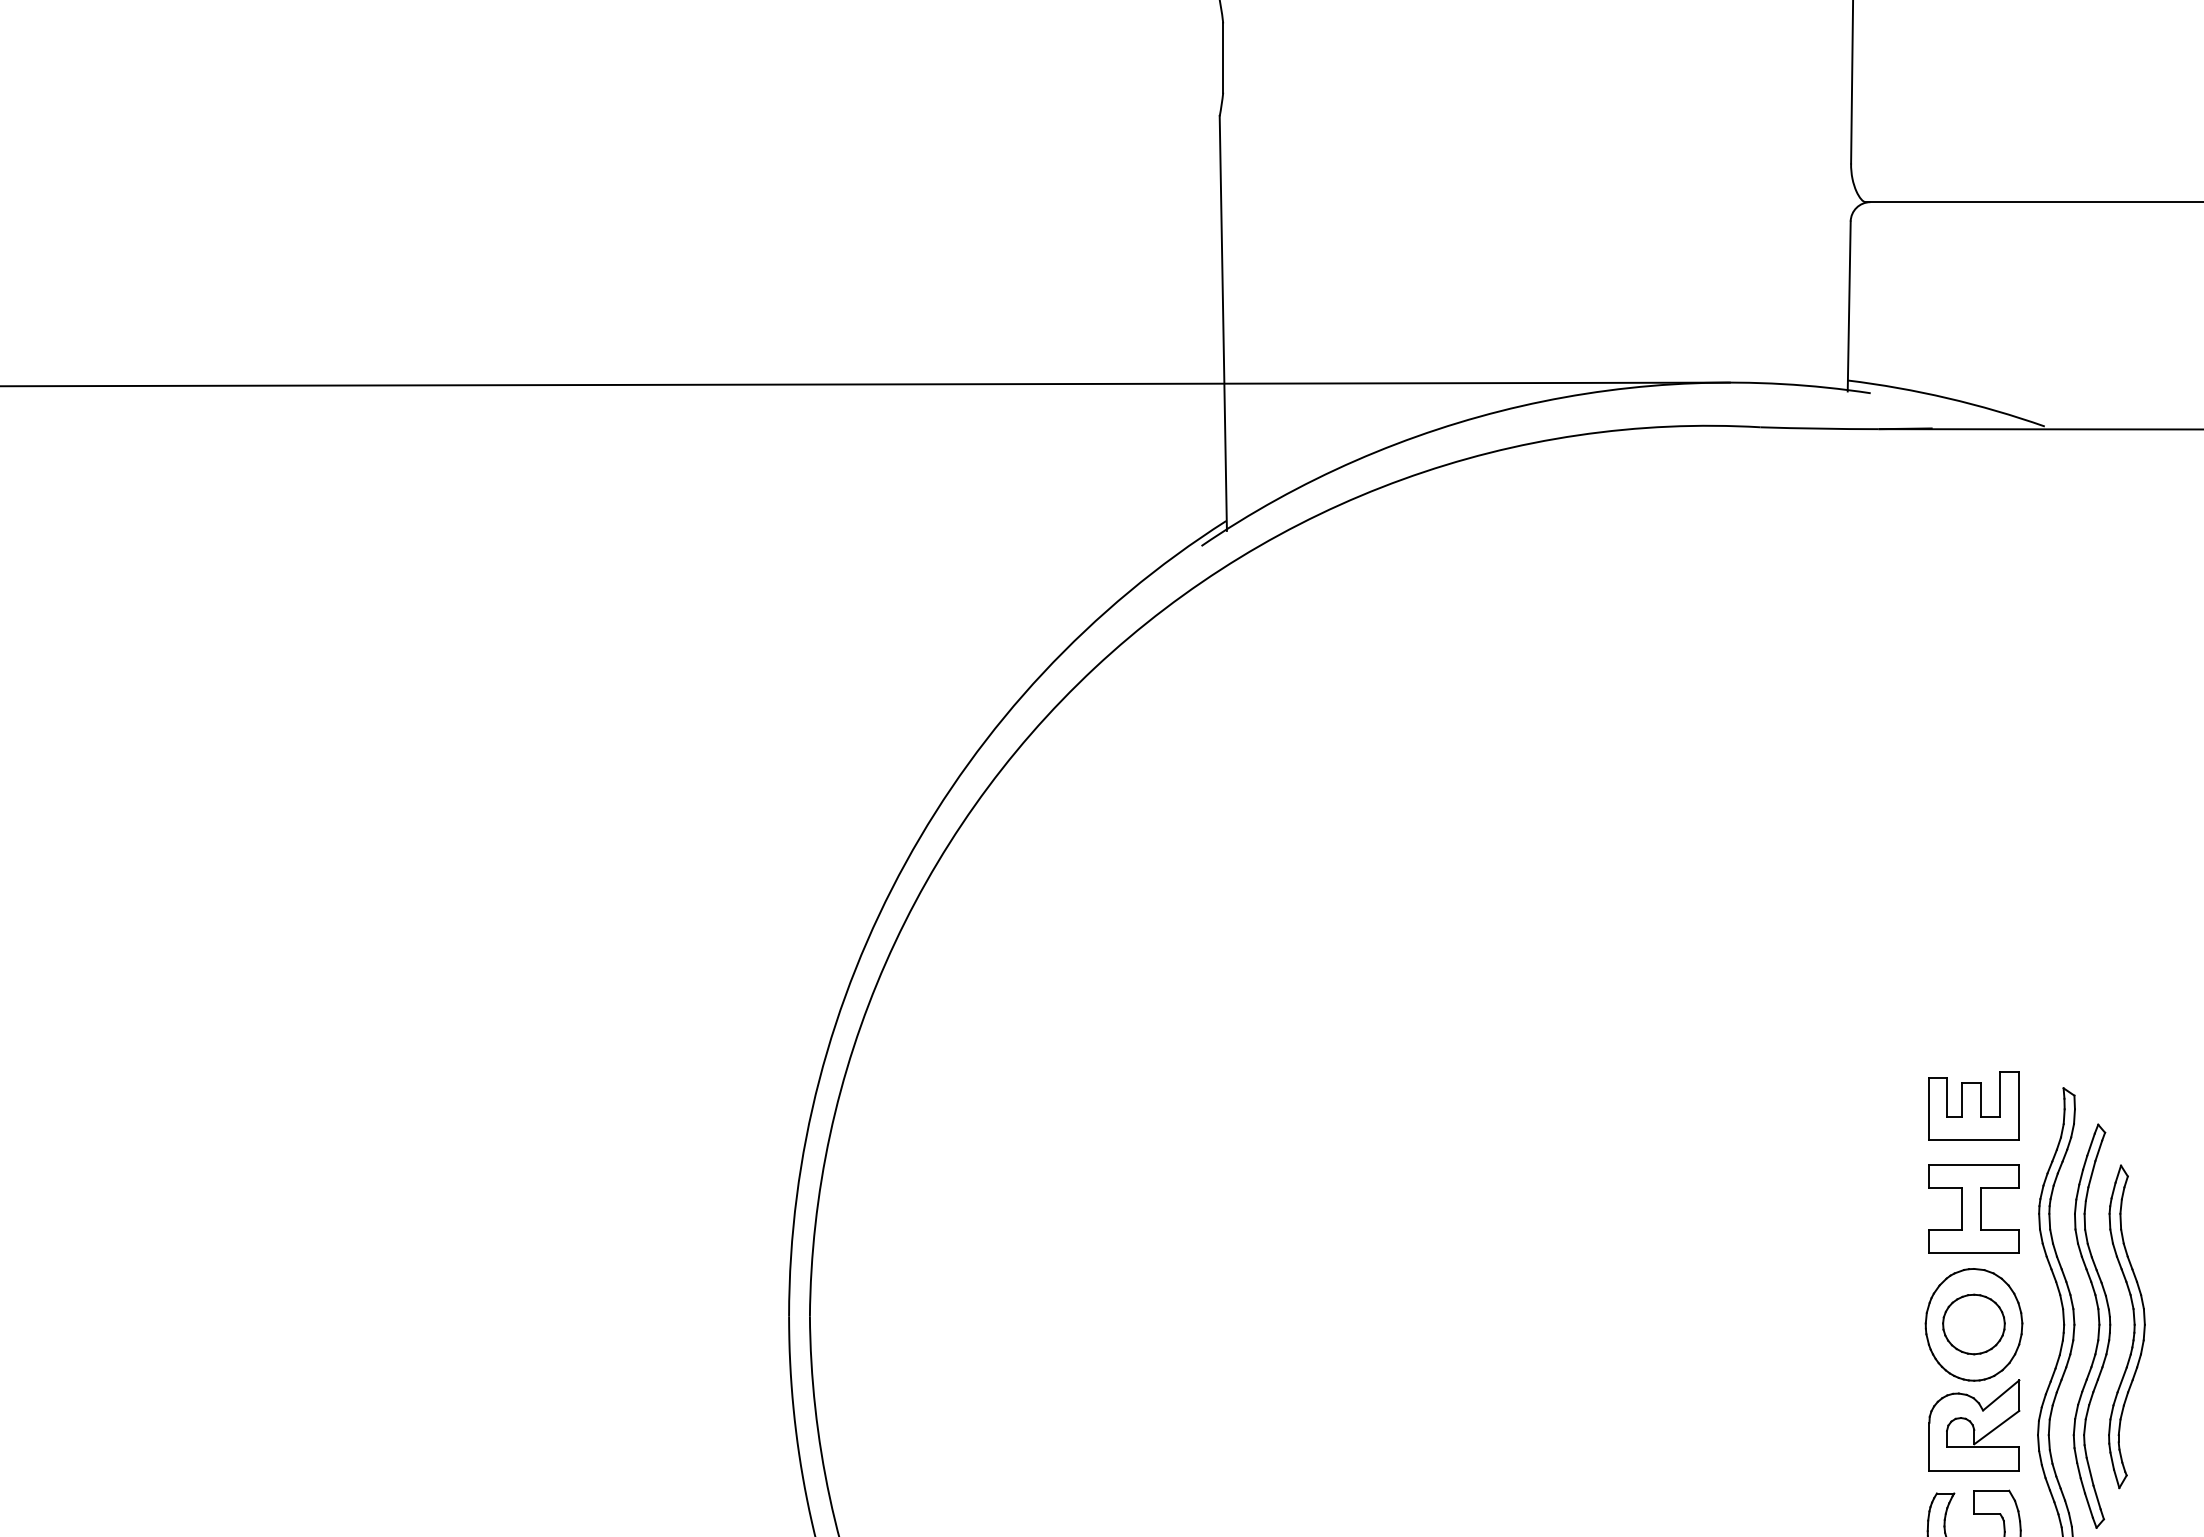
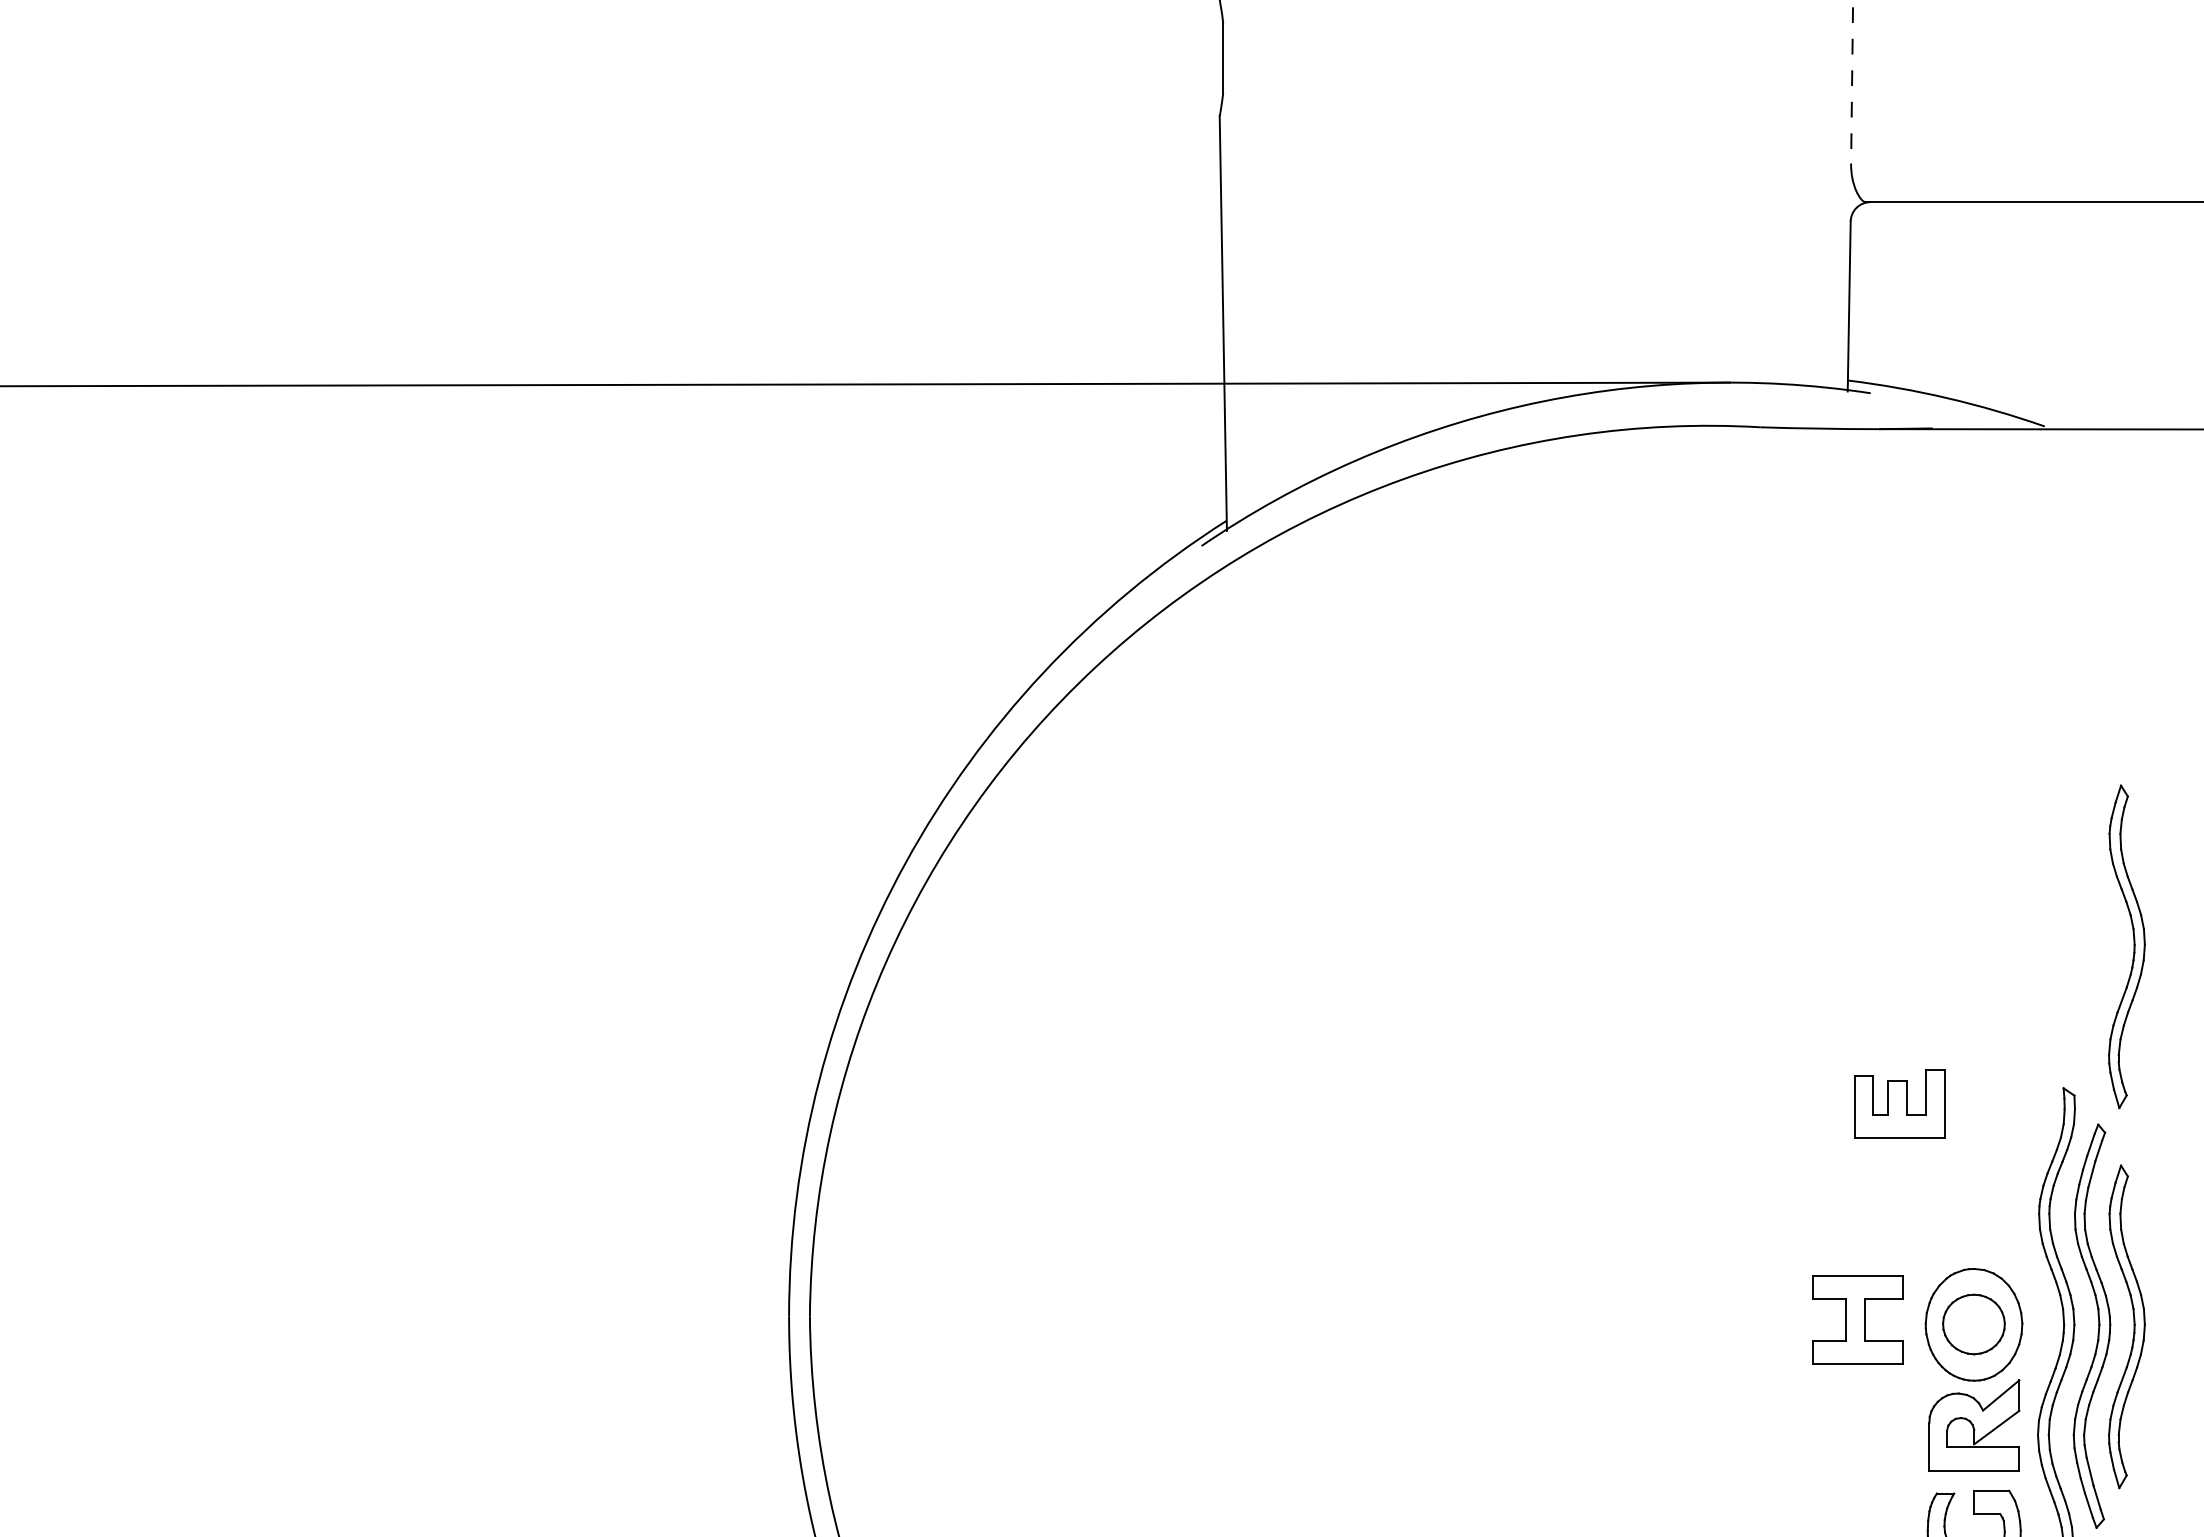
line: solid -> dashed (1852, 82)
part: none -> present (2133, 946)
part position: (1973, 1105) -> (1899, 1103) (1899, 1103)
part position: (1973, 1208) -> (1857, 1319) (1857, 1319)
